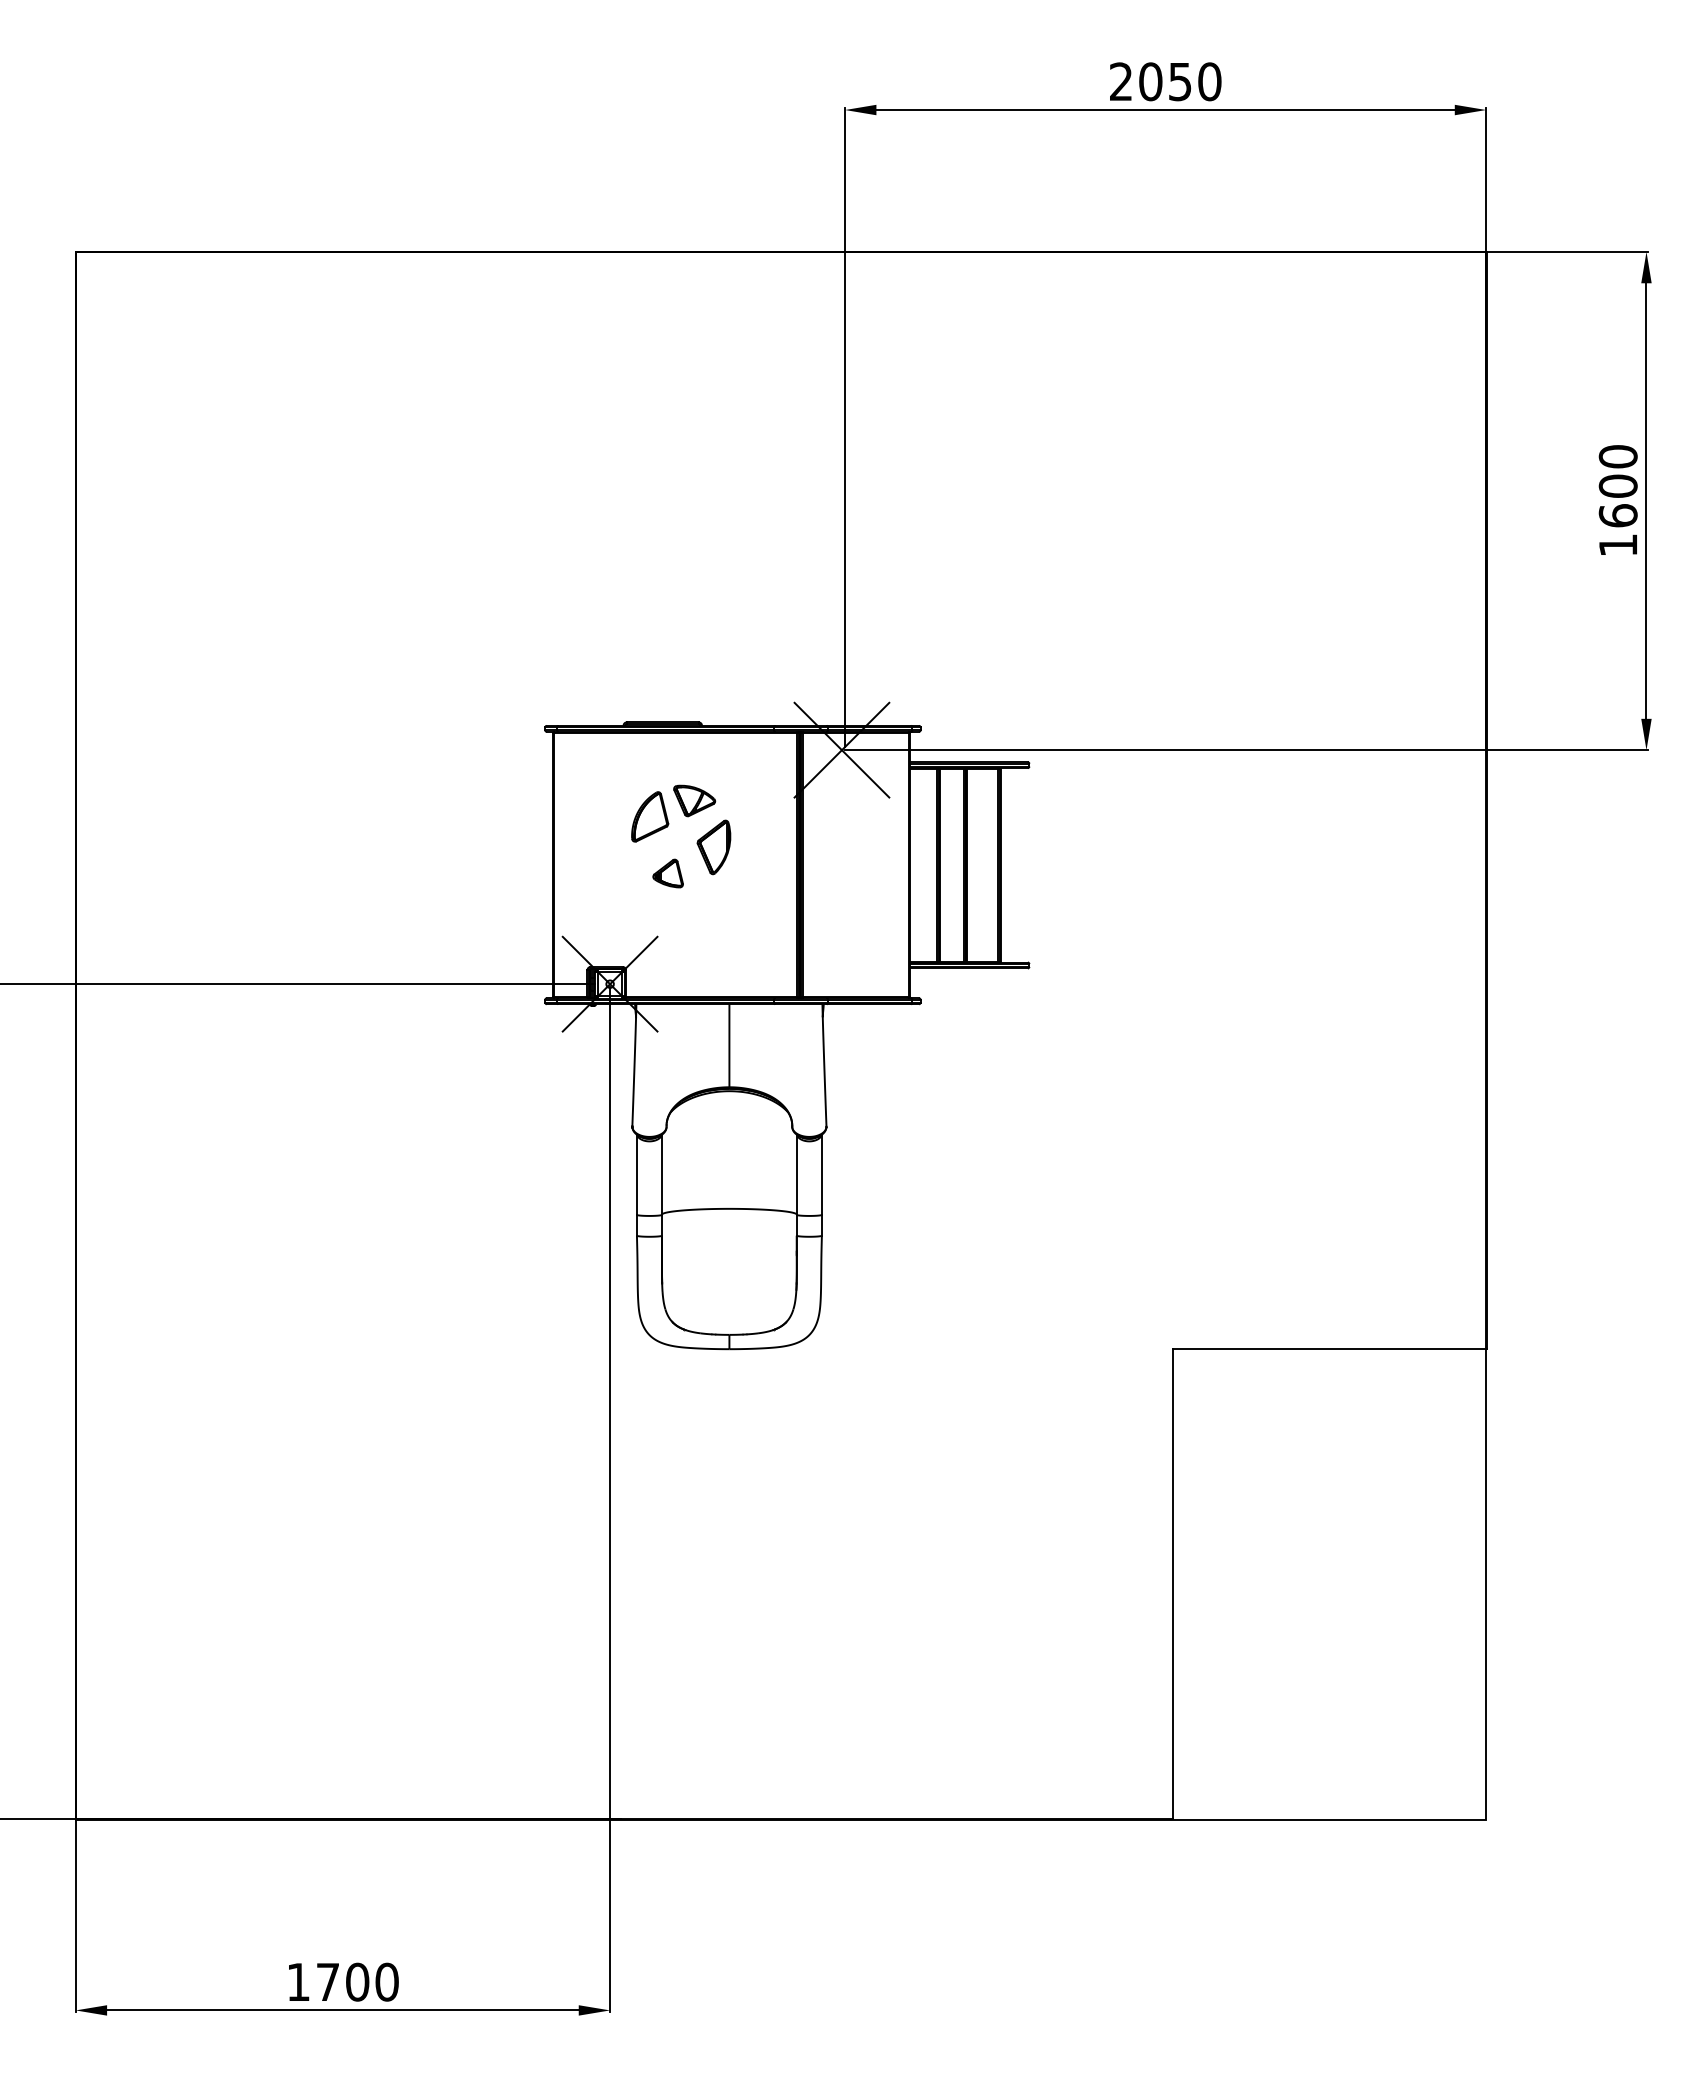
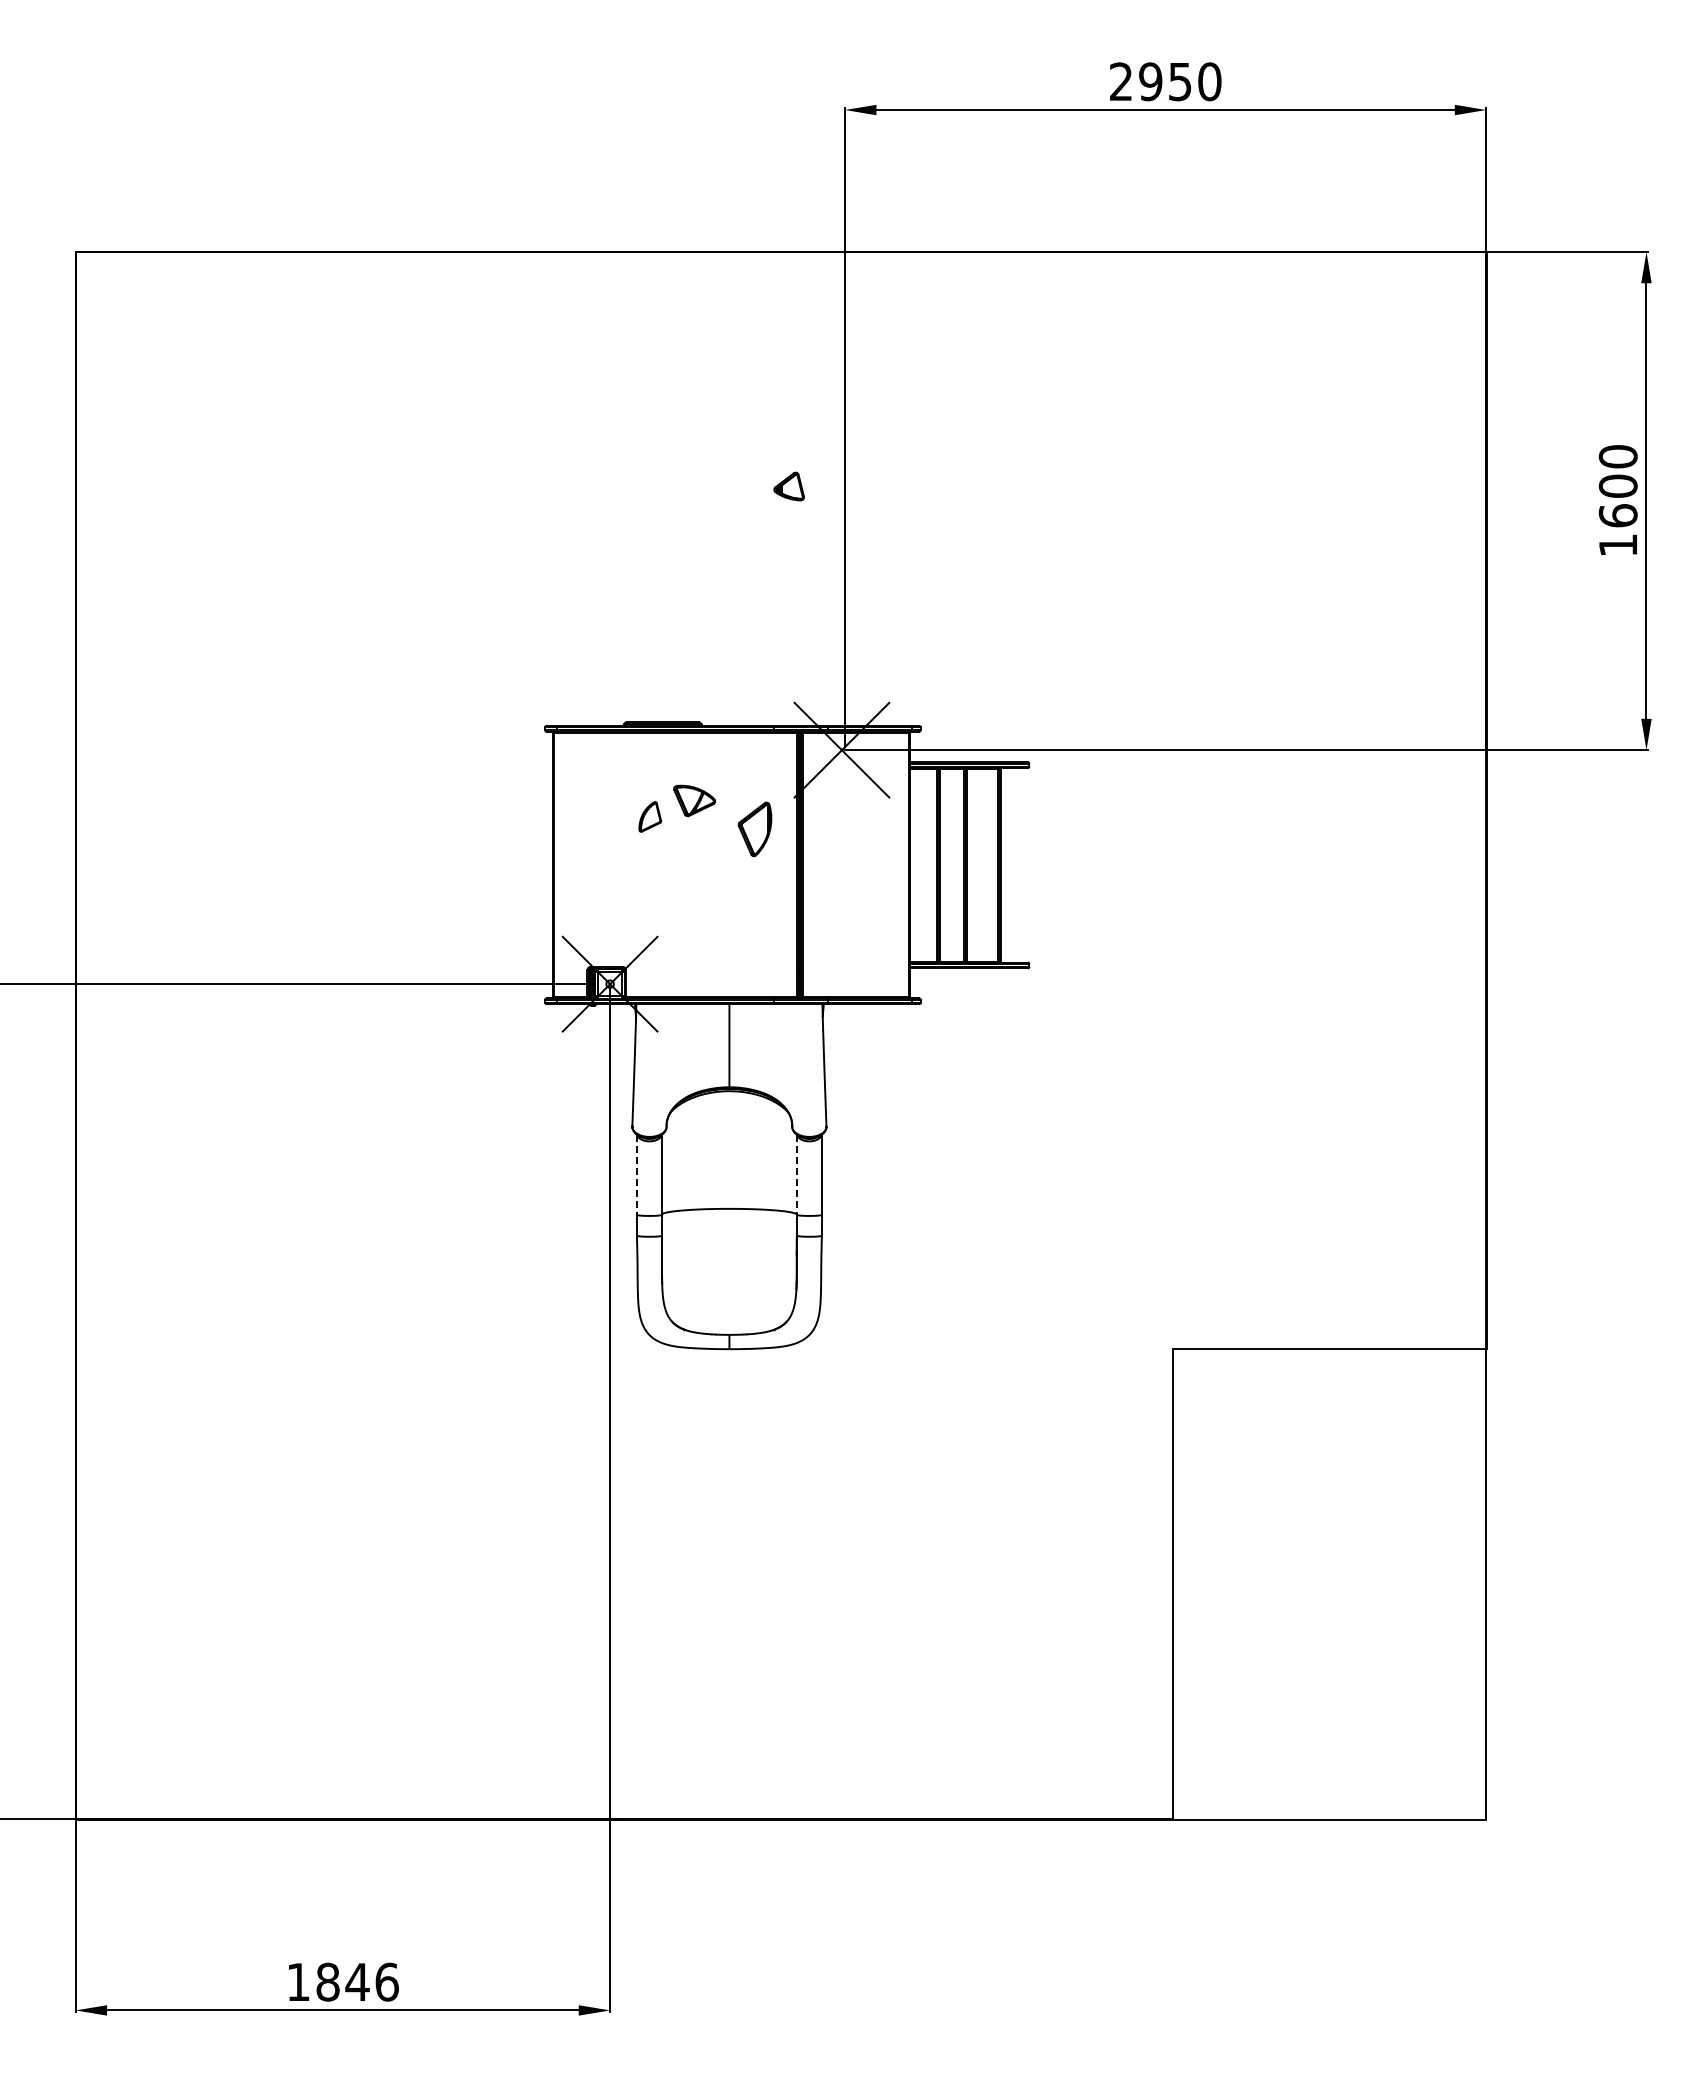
text: 2050 -> 2950 (1150, 81)
part size: 39x52 px -> 25x32 px (650, 816)
part position: (713, 847) -> (754, 829) (754, 829)
part position: (667, 873) -> (788, 486) (788, 486)
line: solid -> dashed (636, 1175)
line: solid -> dashed (796, 1175)
text: 1700 -> 1846 (357, 1981)
